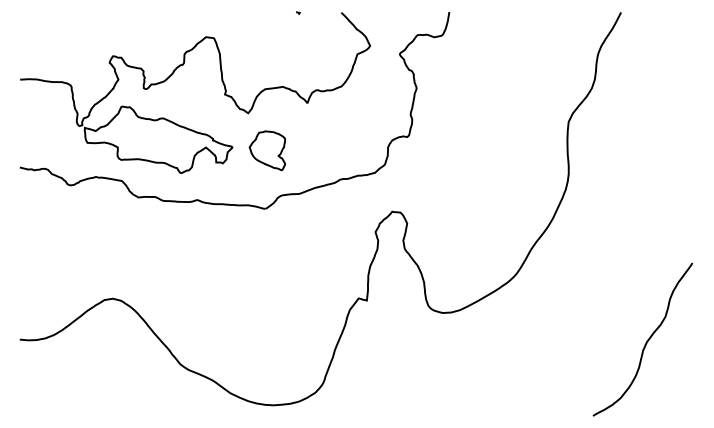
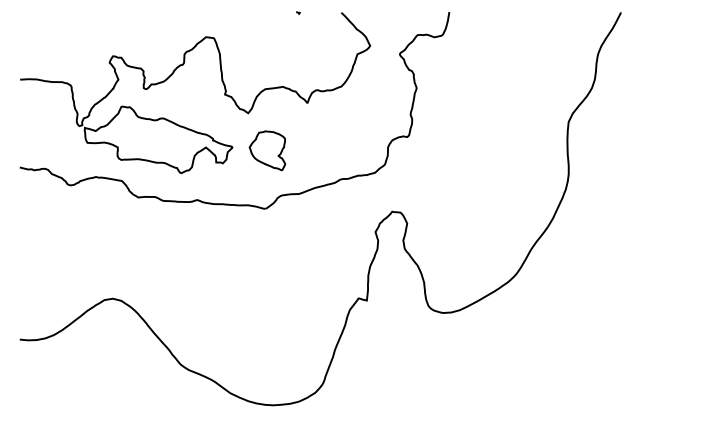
curve: present -> none (645, 342)
